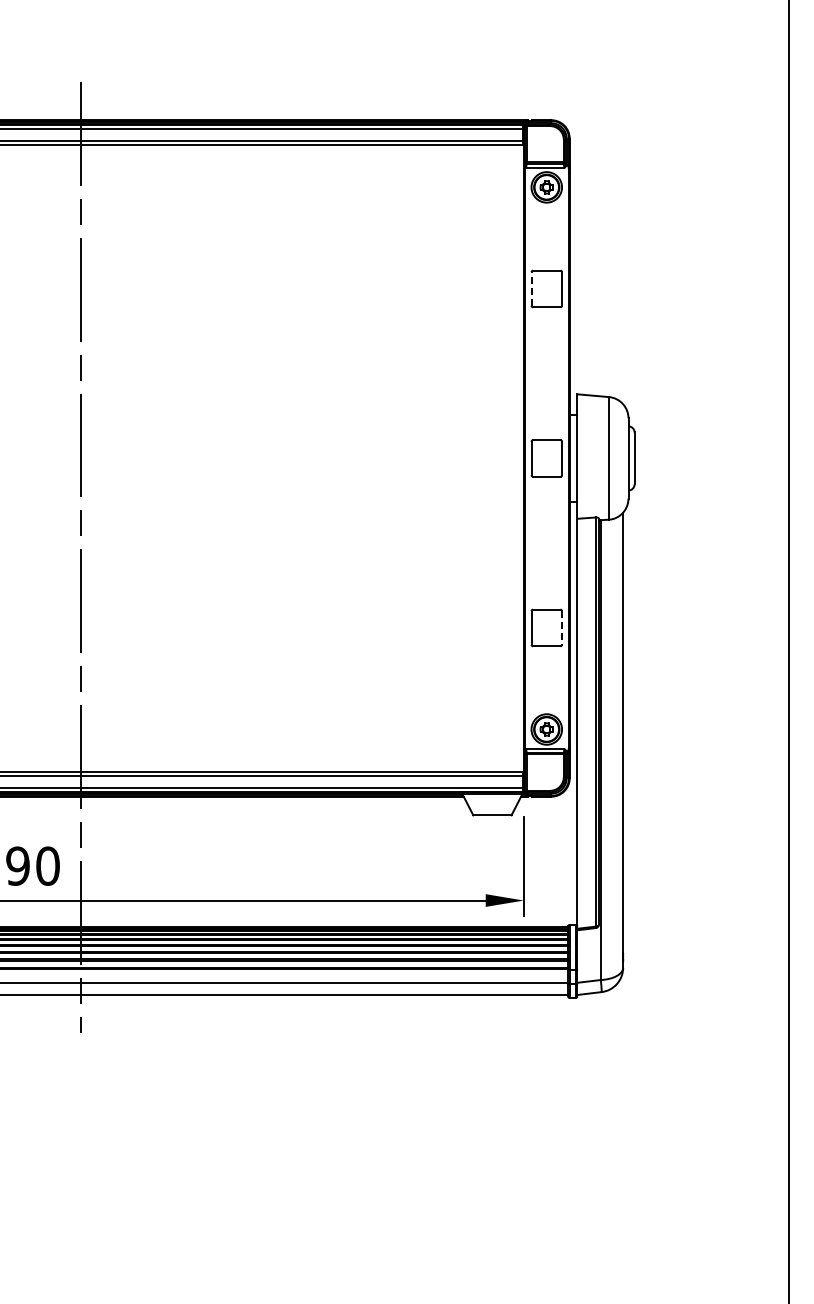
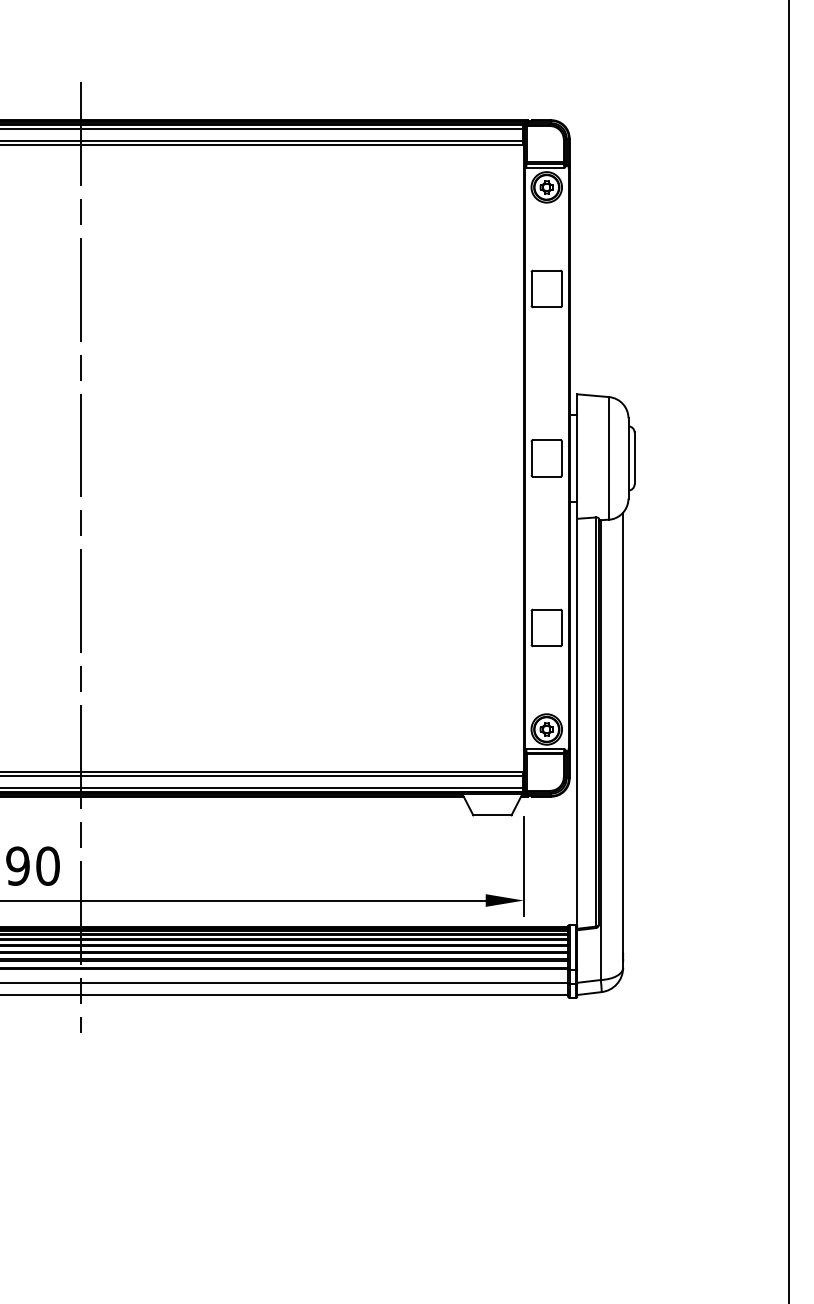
line: dashed -> solid (531, 288)
line: dashed -> solid (562, 627)
